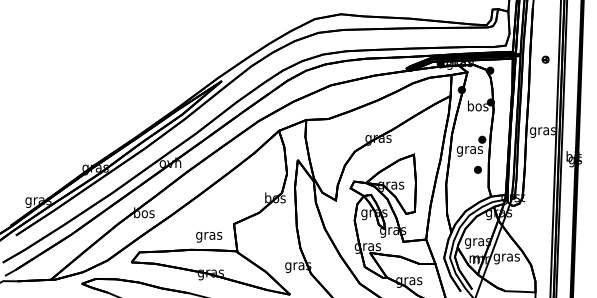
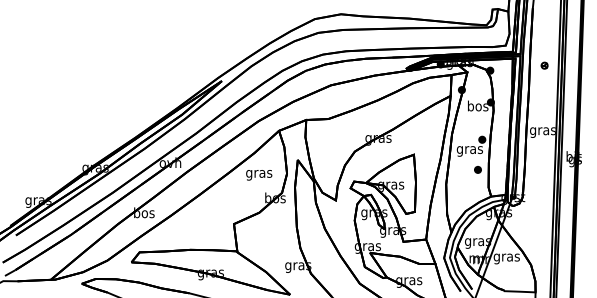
part position: (545, 59) -> (544, 65) (544, 65)
text position: (209, 237) -> (259, 175) (259, 175)
